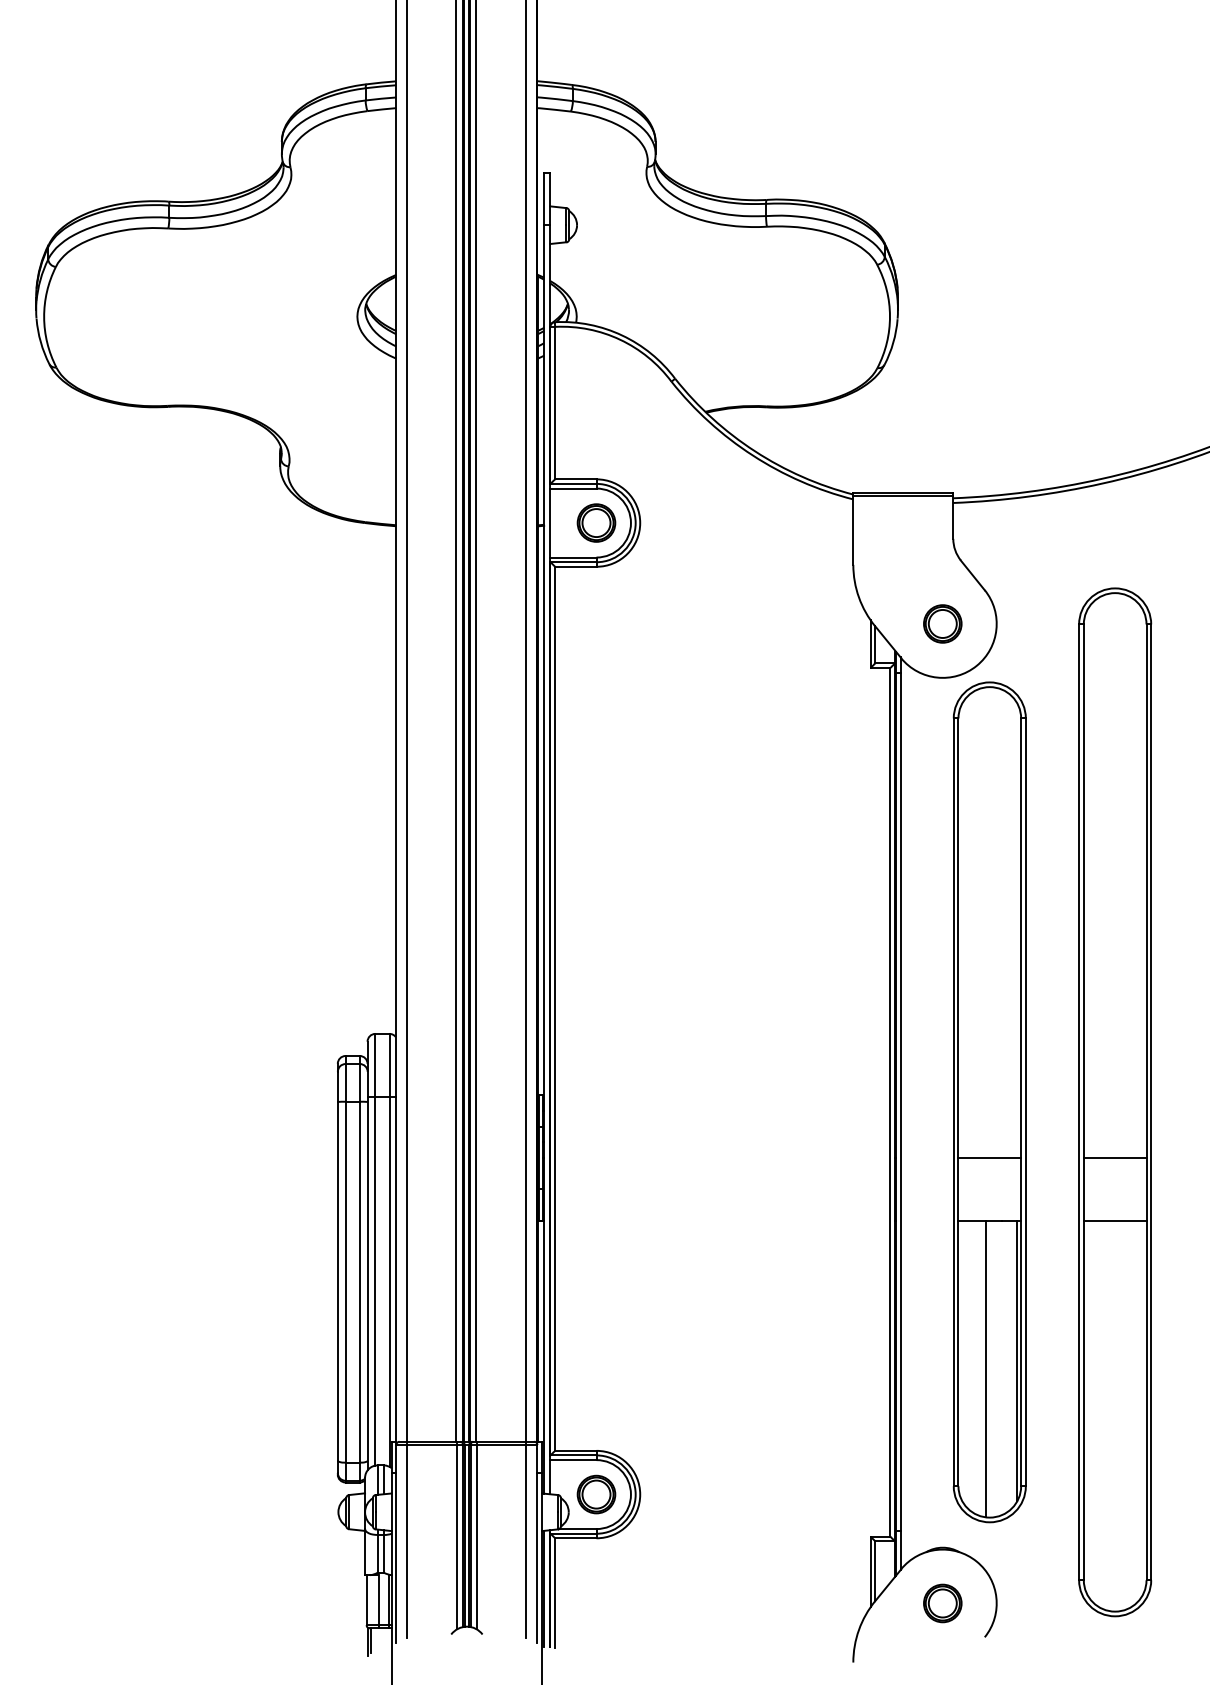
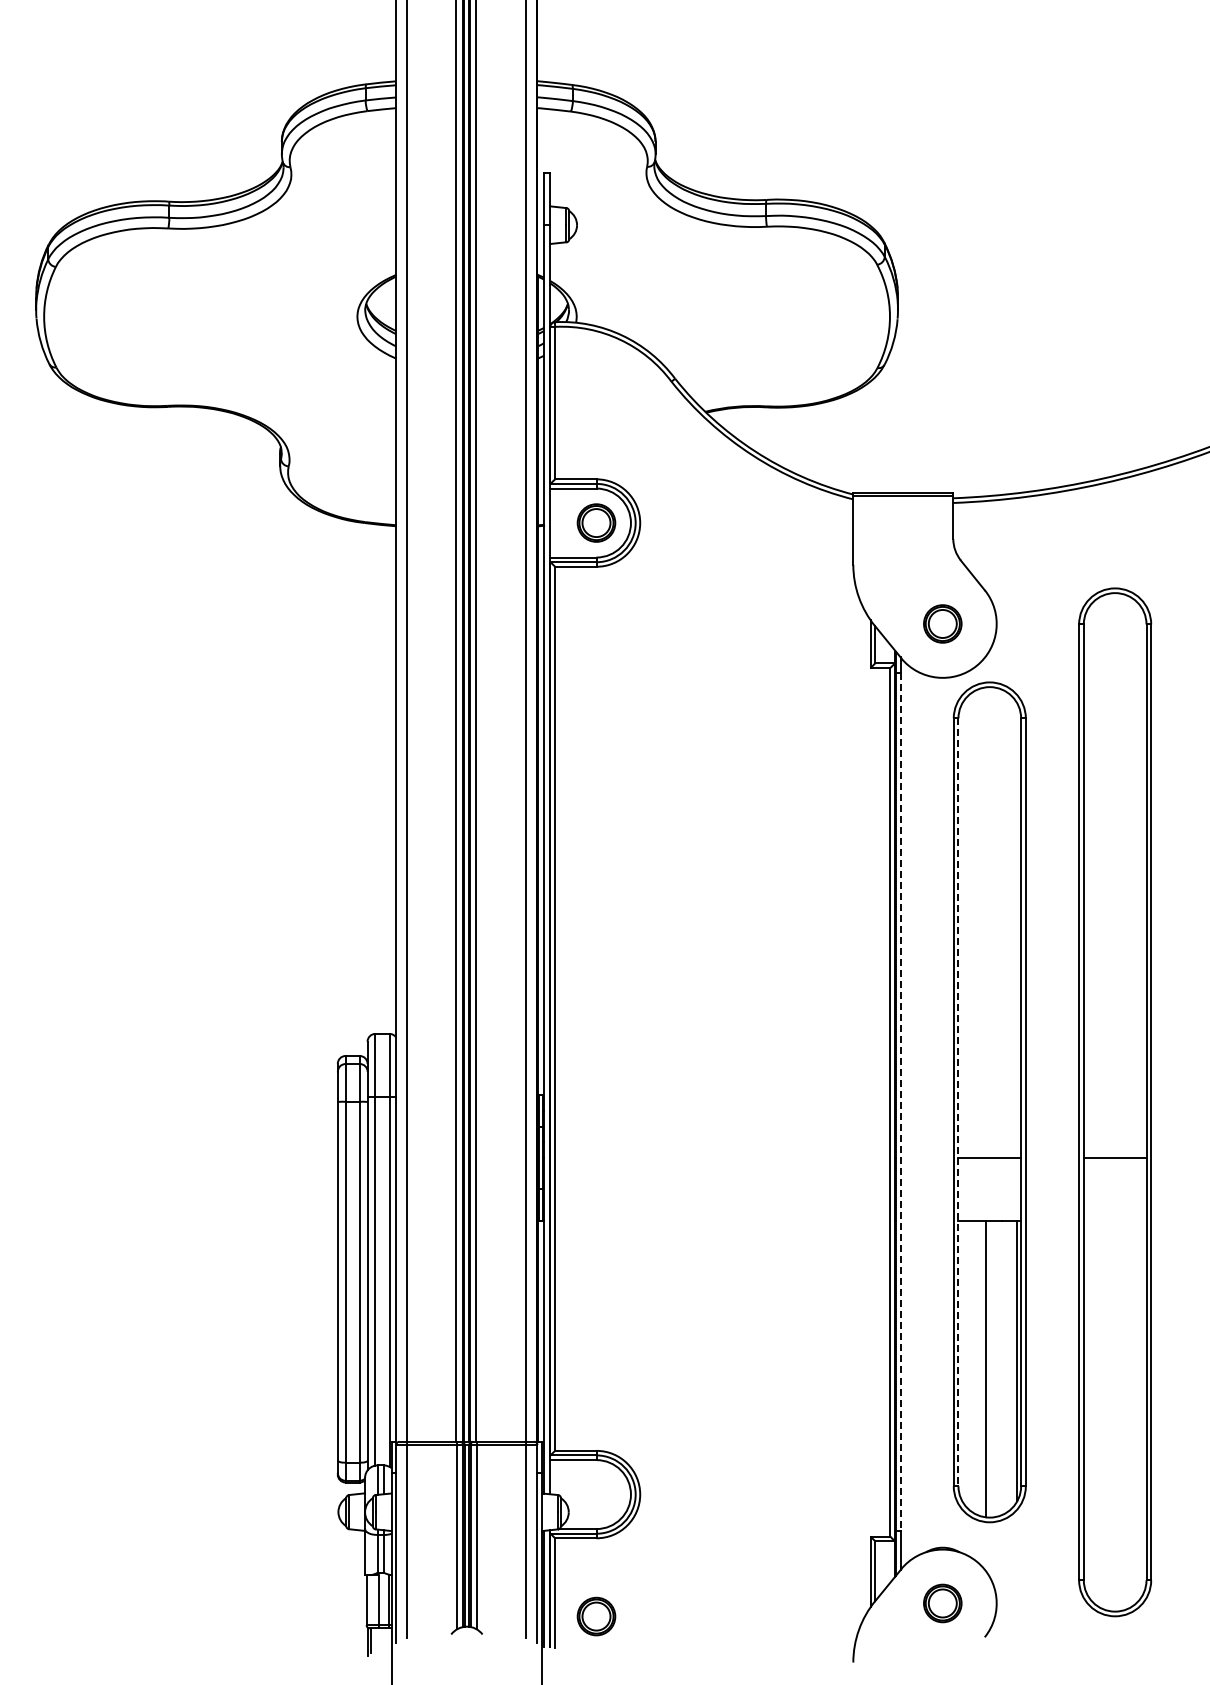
line: solid -> dashed (900, 1102)
line: solid -> dashed (958, 1102)
line: present -> none (1114, 1220)
part position: (596, 1494) -> (596, 1616) (596, 1616)
